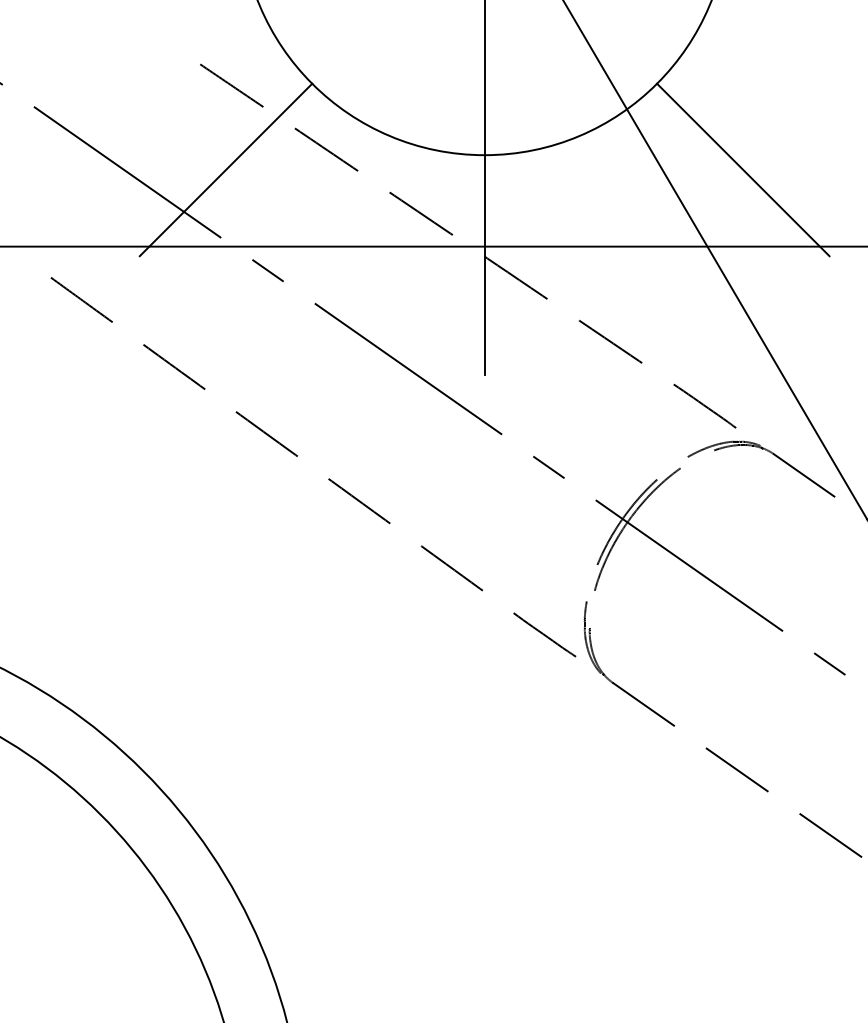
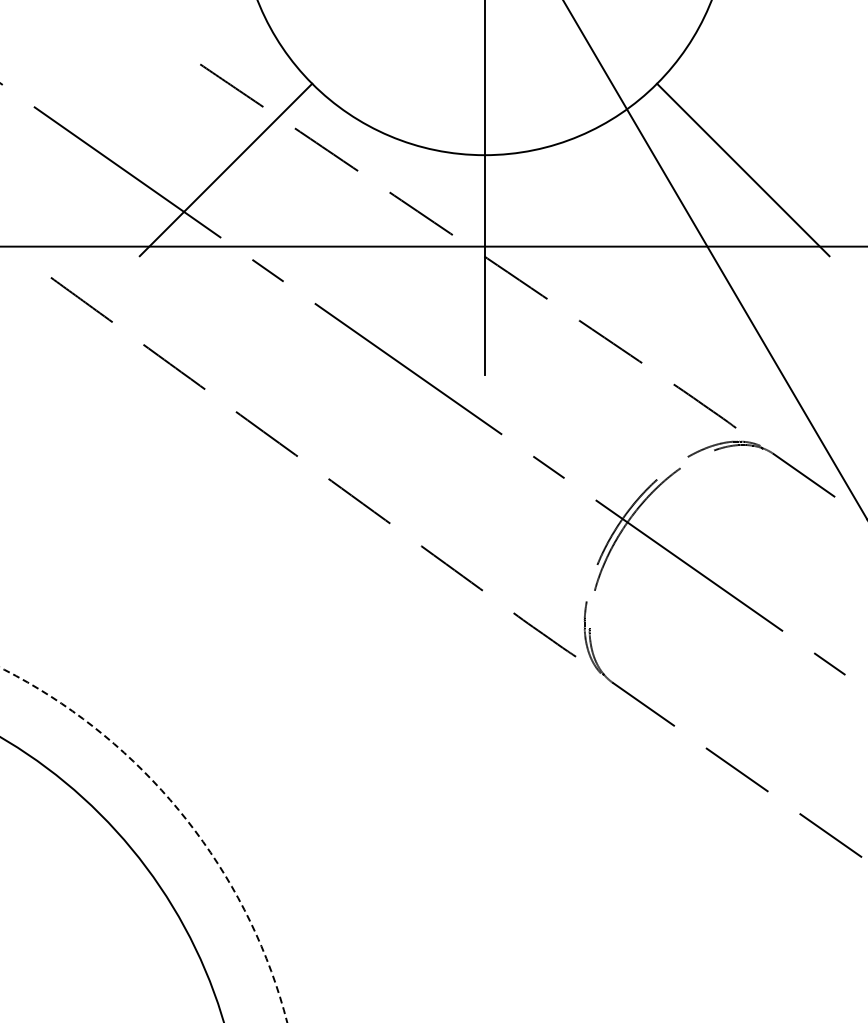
circle: solid -> dashed (143, 844)
